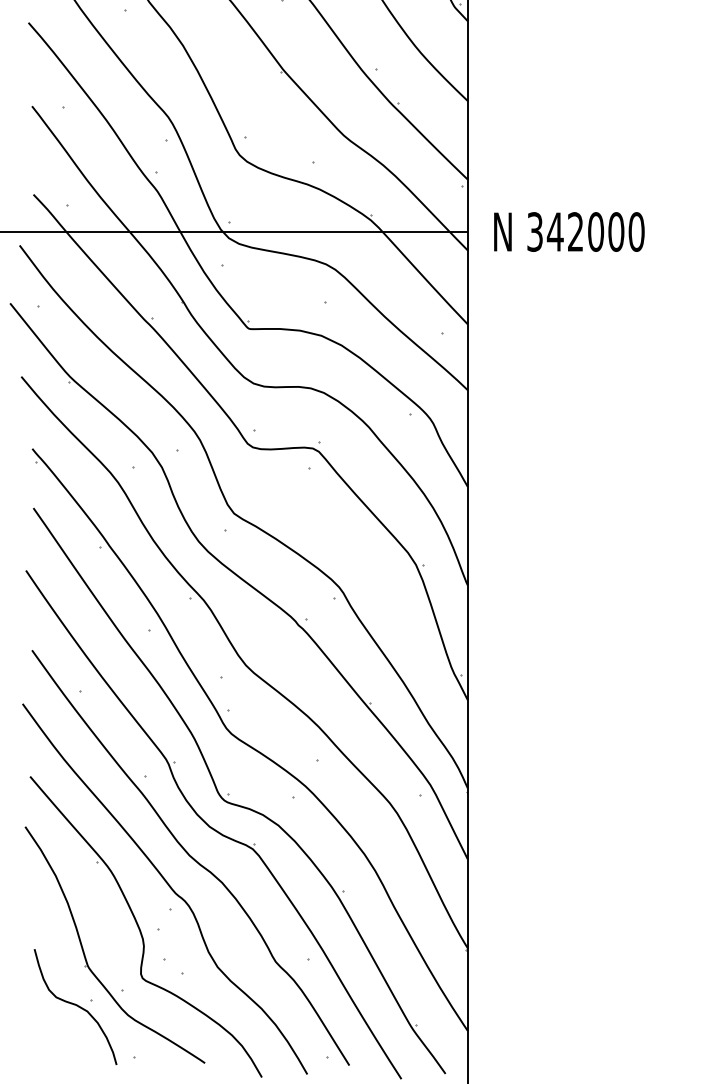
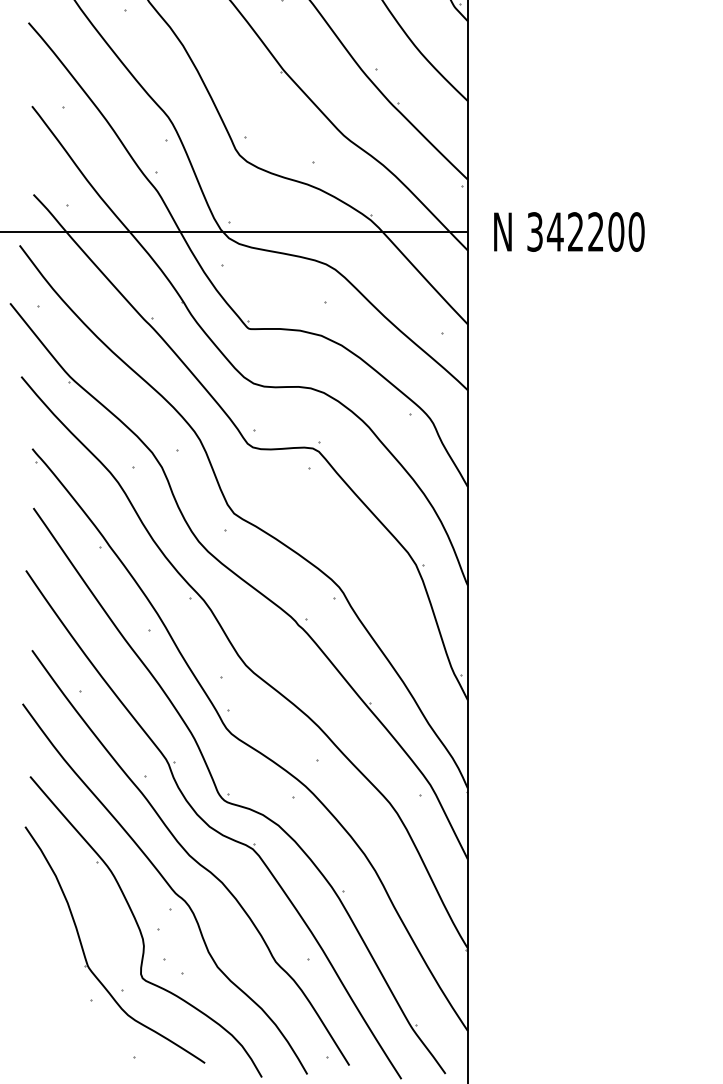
text: 342000 -> 342200 (596, 231)
curve: present -> none (75, 1005)
